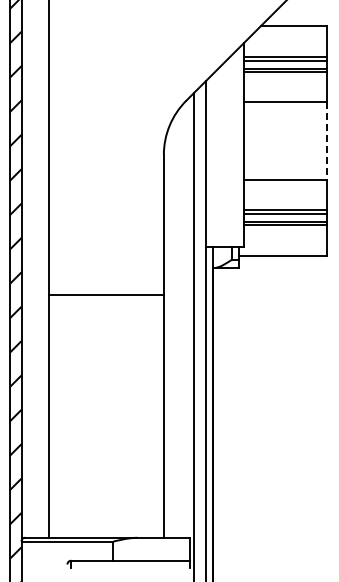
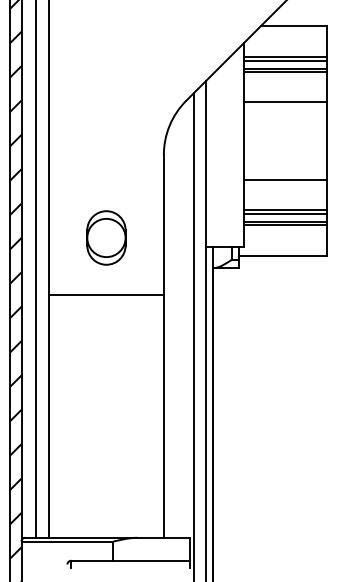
line: dashed -> solid (327, 141)
part: none -> present (106, 237)
line: none -> present (35, 269)
